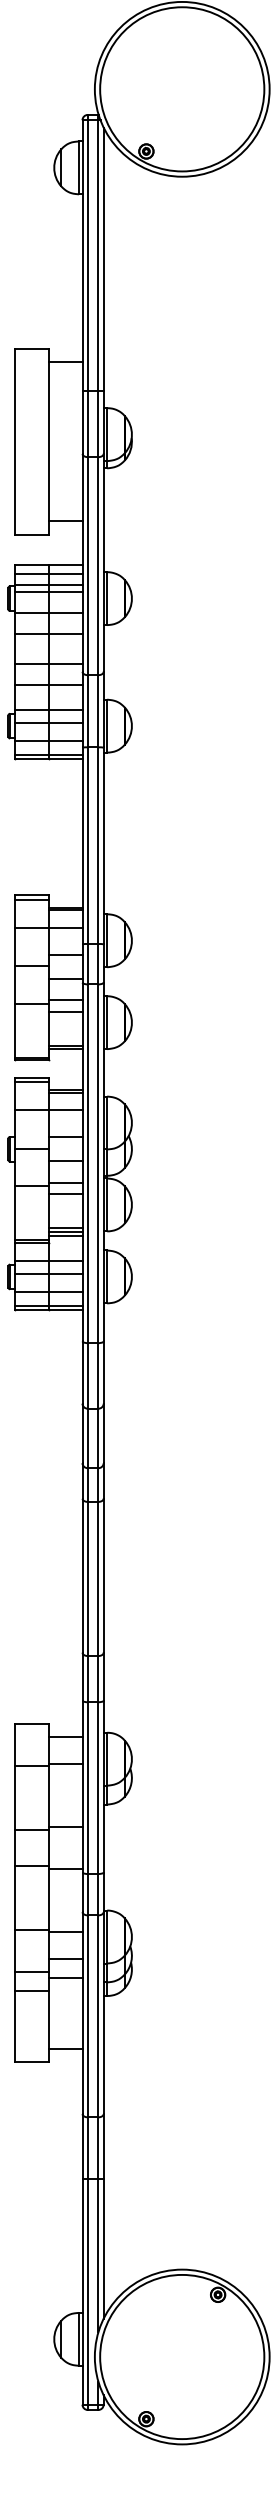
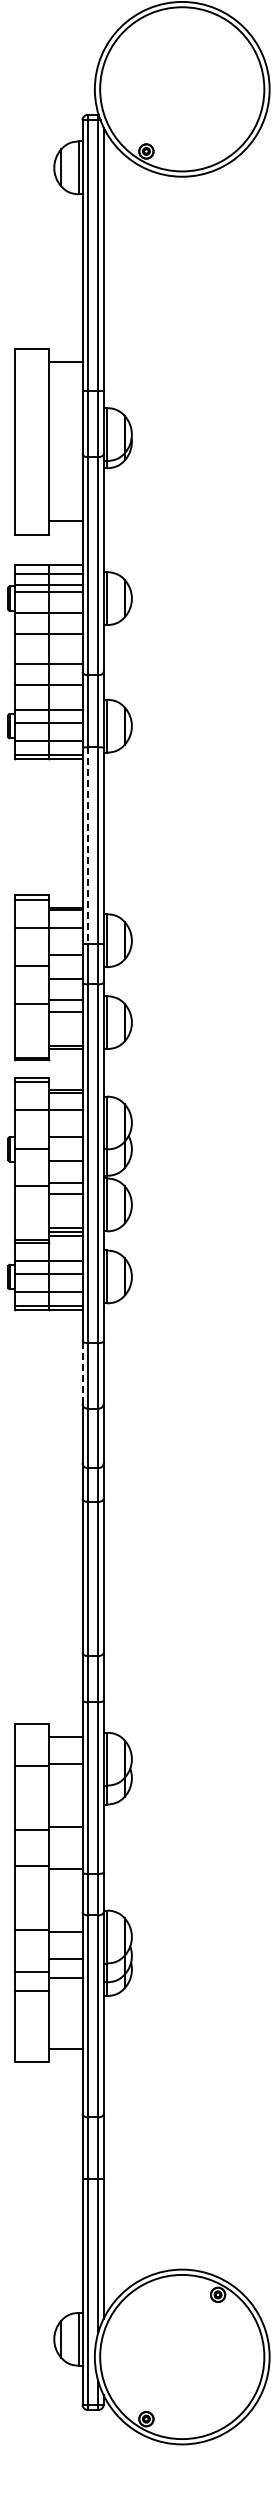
line: solid -> dashed (87, 846)
line: solid -> dashed (82, 1372)
